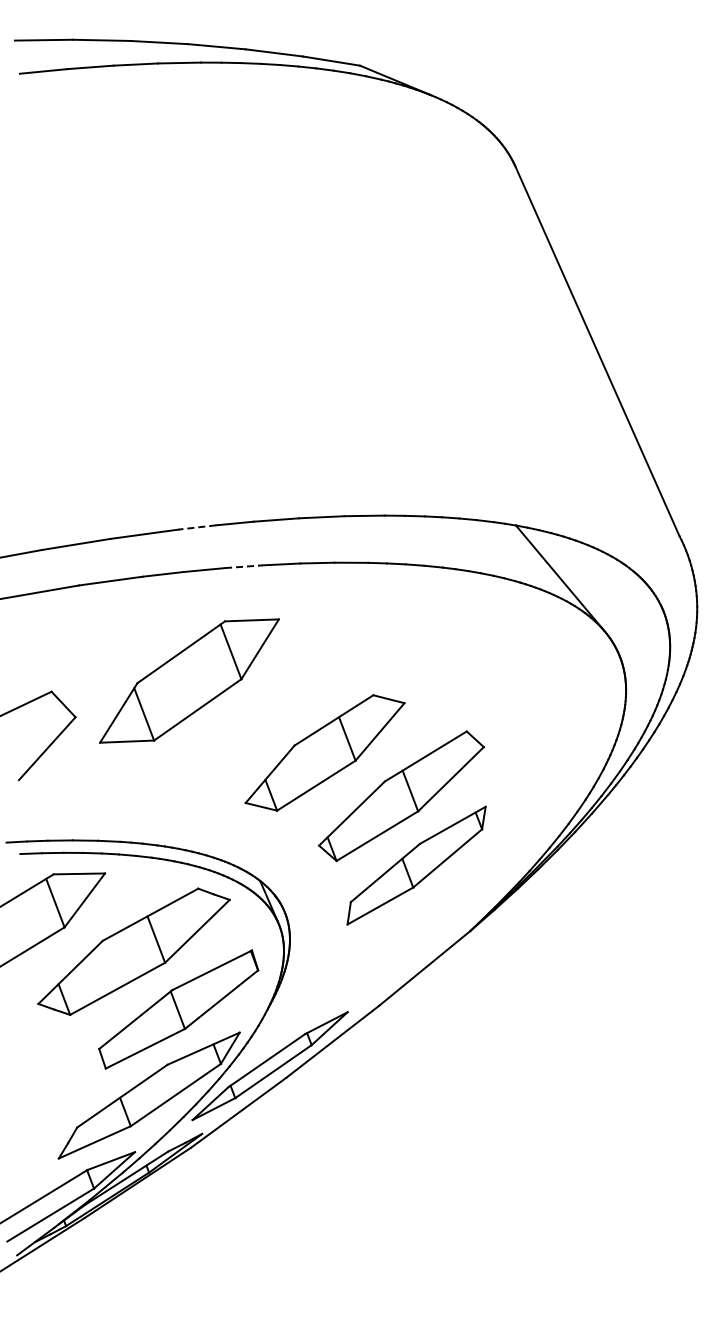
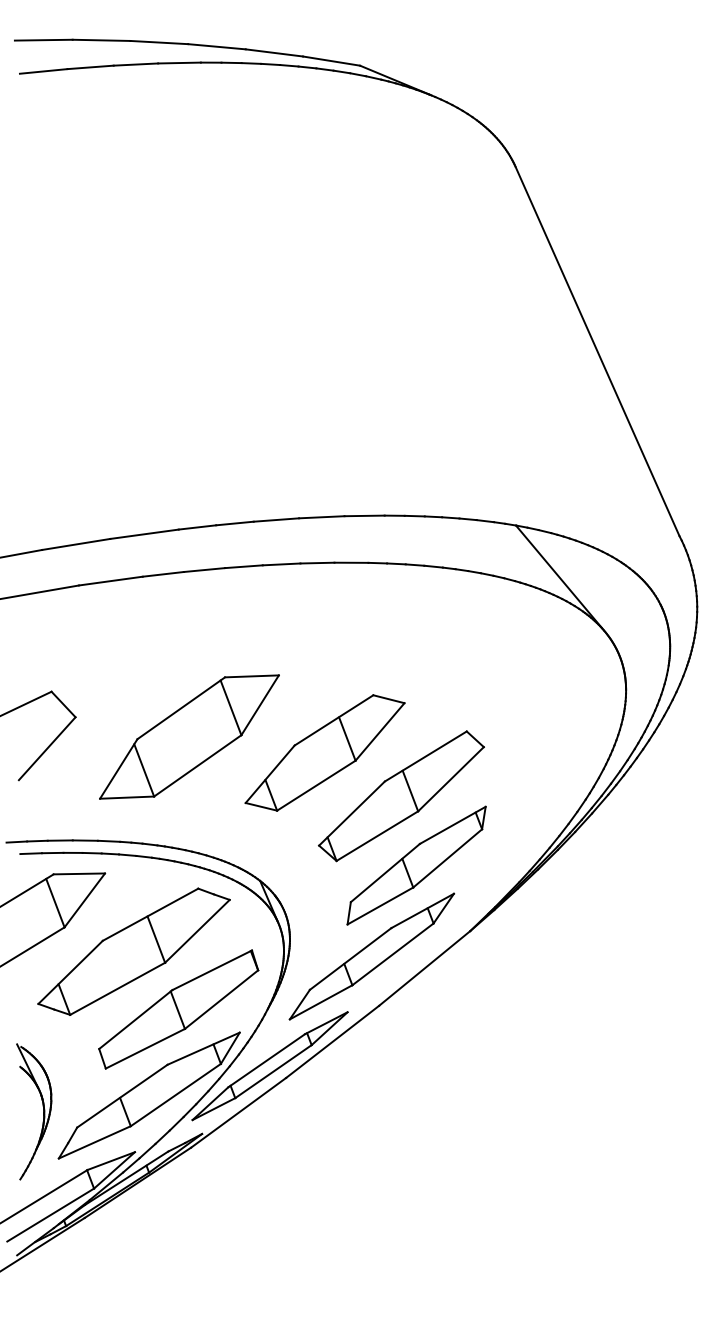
line: dashed -> solid (197, 527)
line: dashed -> solid (243, 566)
part position: (189, 680) -> (189, 736) (189, 736)
part: none -> present (371, 956)
part: none -> present (43, 1111)
